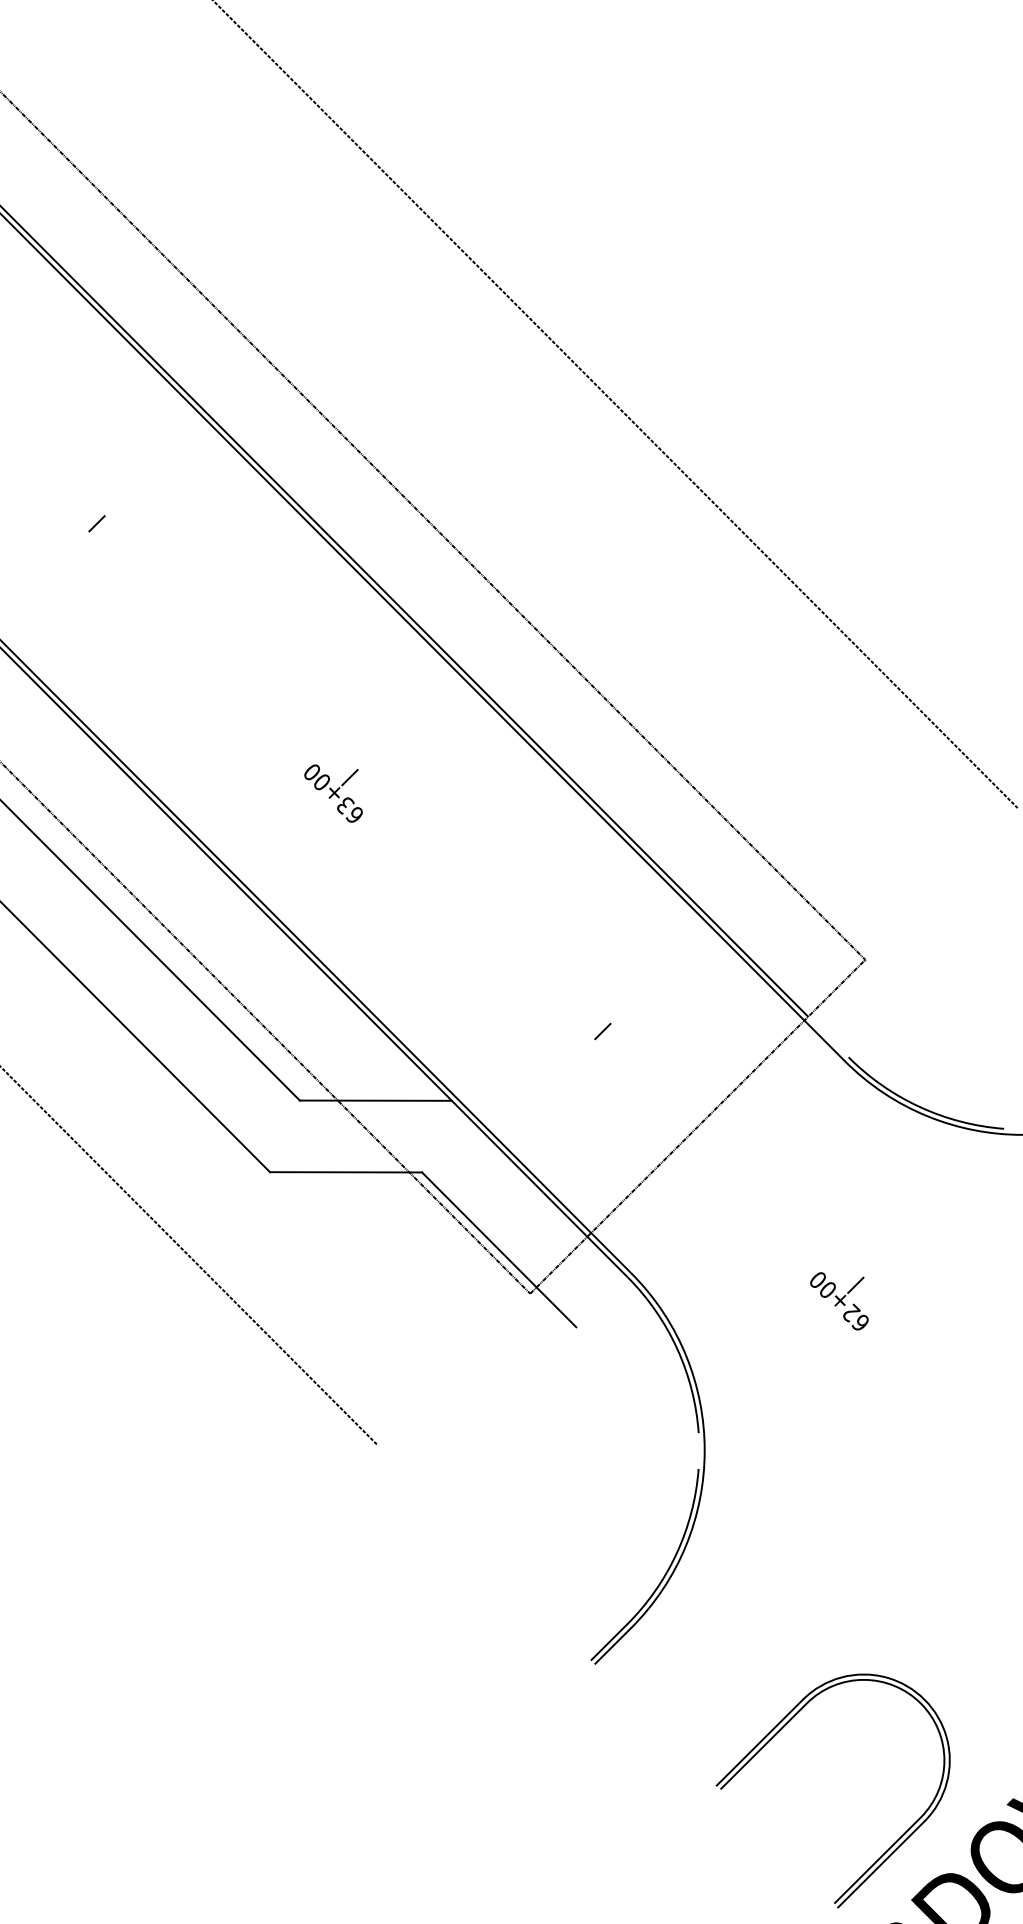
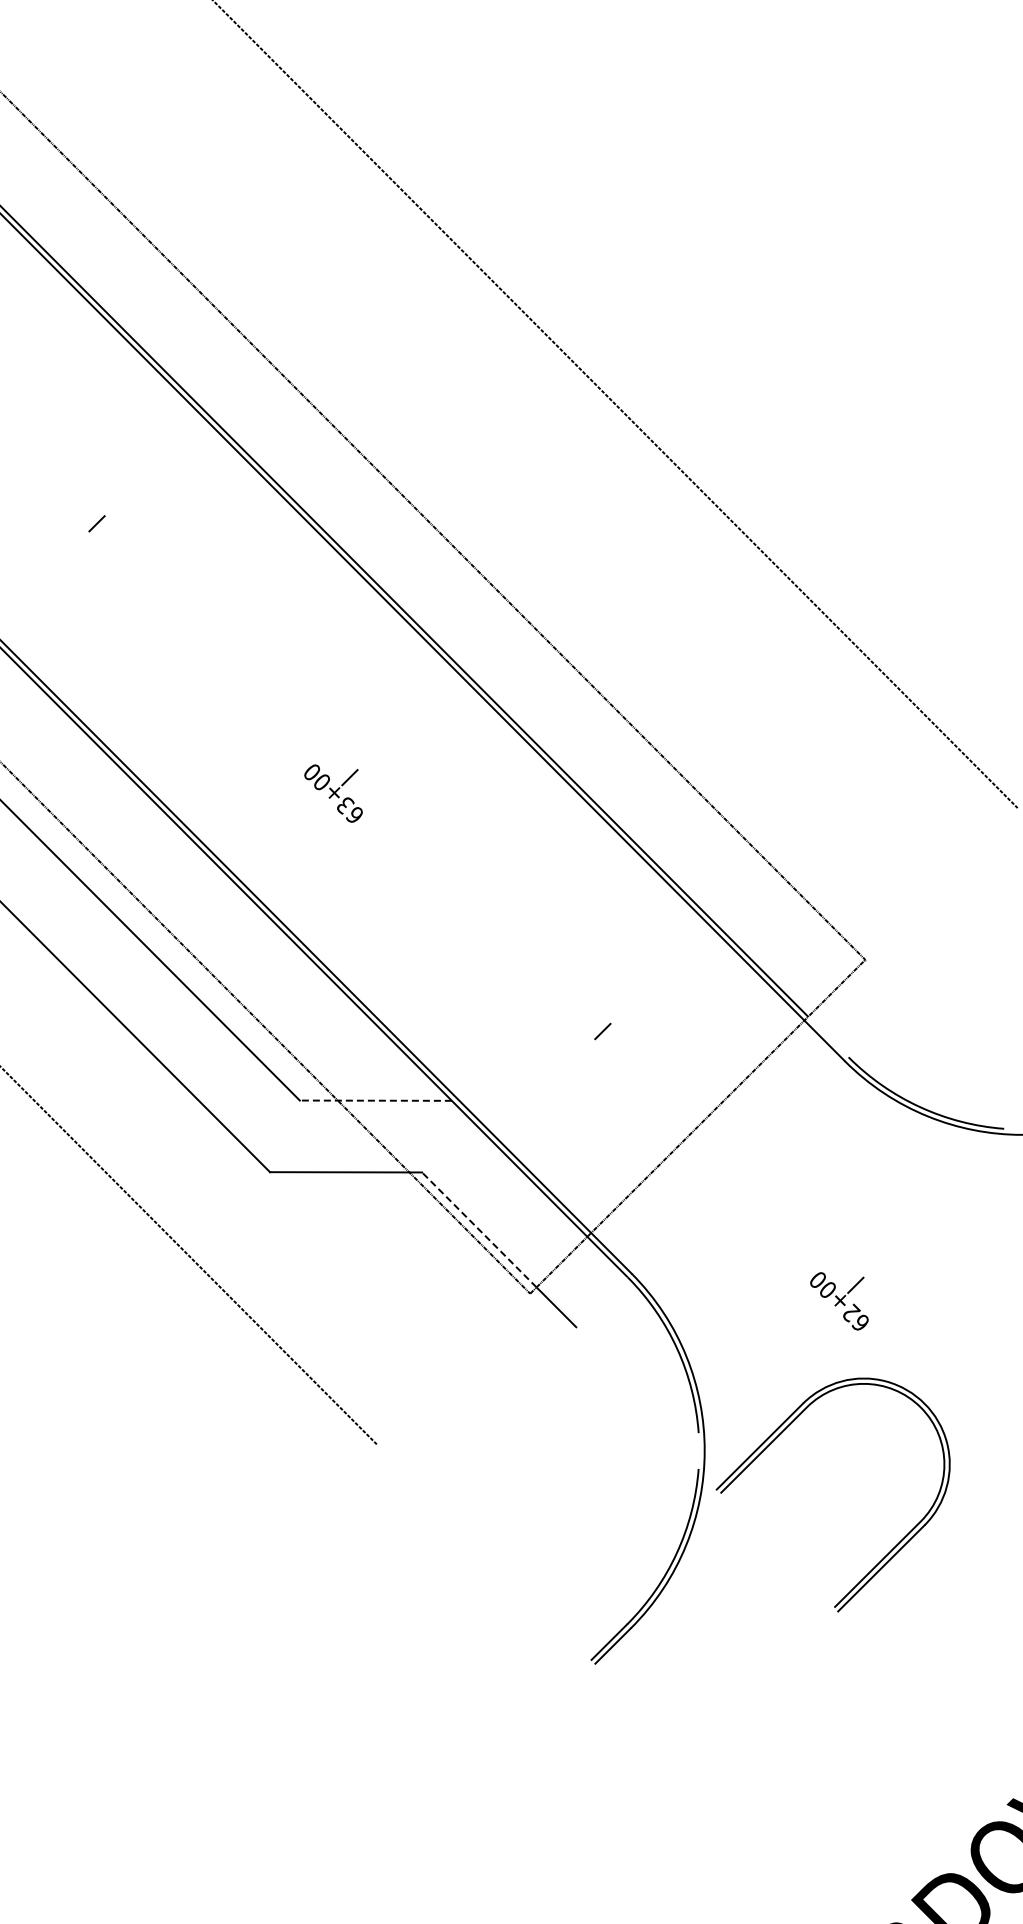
line: solid -> dashed (375, 1100)
line: solid -> dashed (478, 1229)
part position: (777, 1734) -> (777, 1438) (777, 1438)
